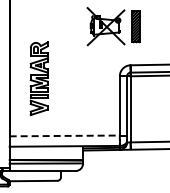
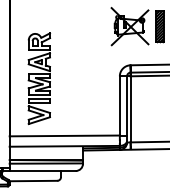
part position: (113, 26) -> (137, 26) (137, 26)
part size: 20x76 px -> 24x94 px (38, 78)
line: dashed -> solid (65, 135)
